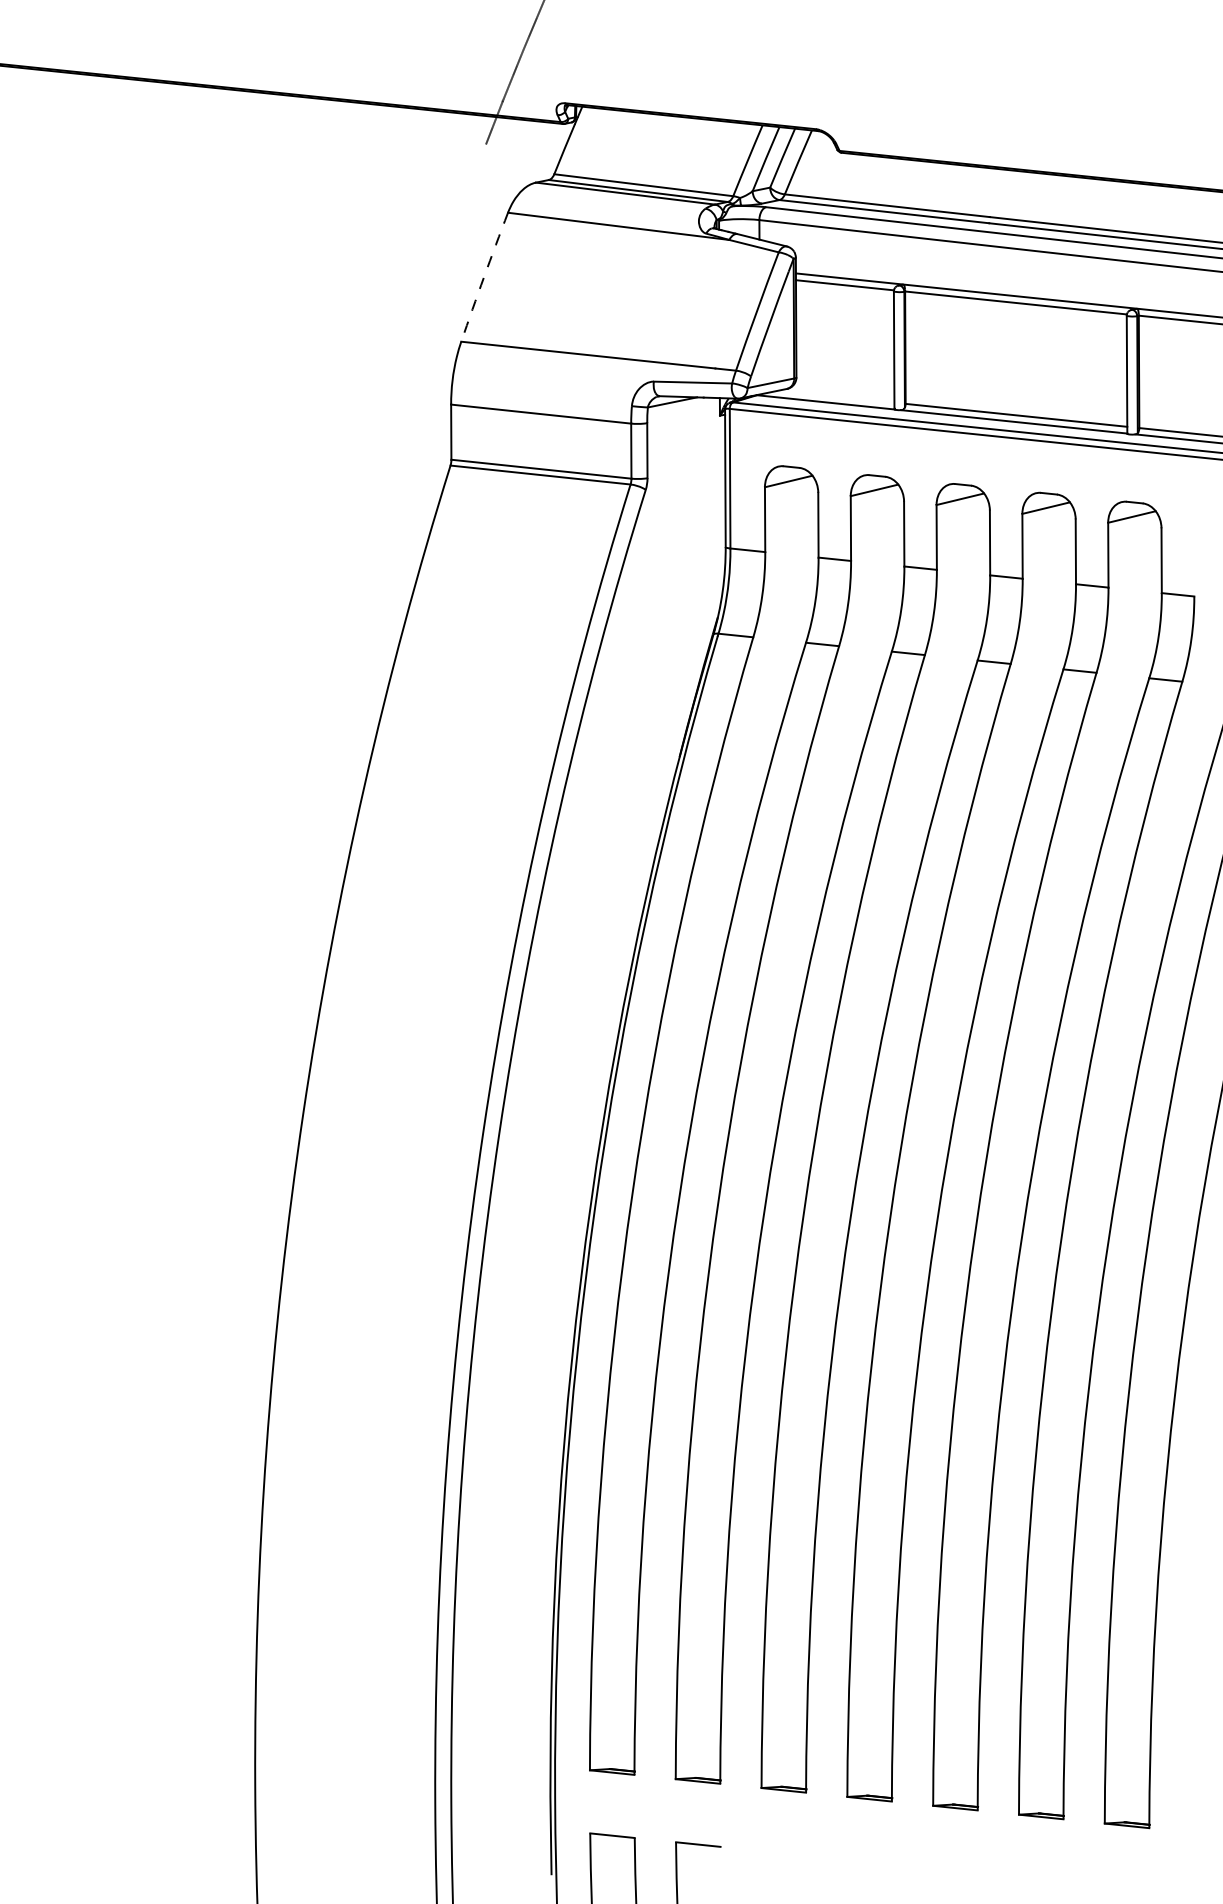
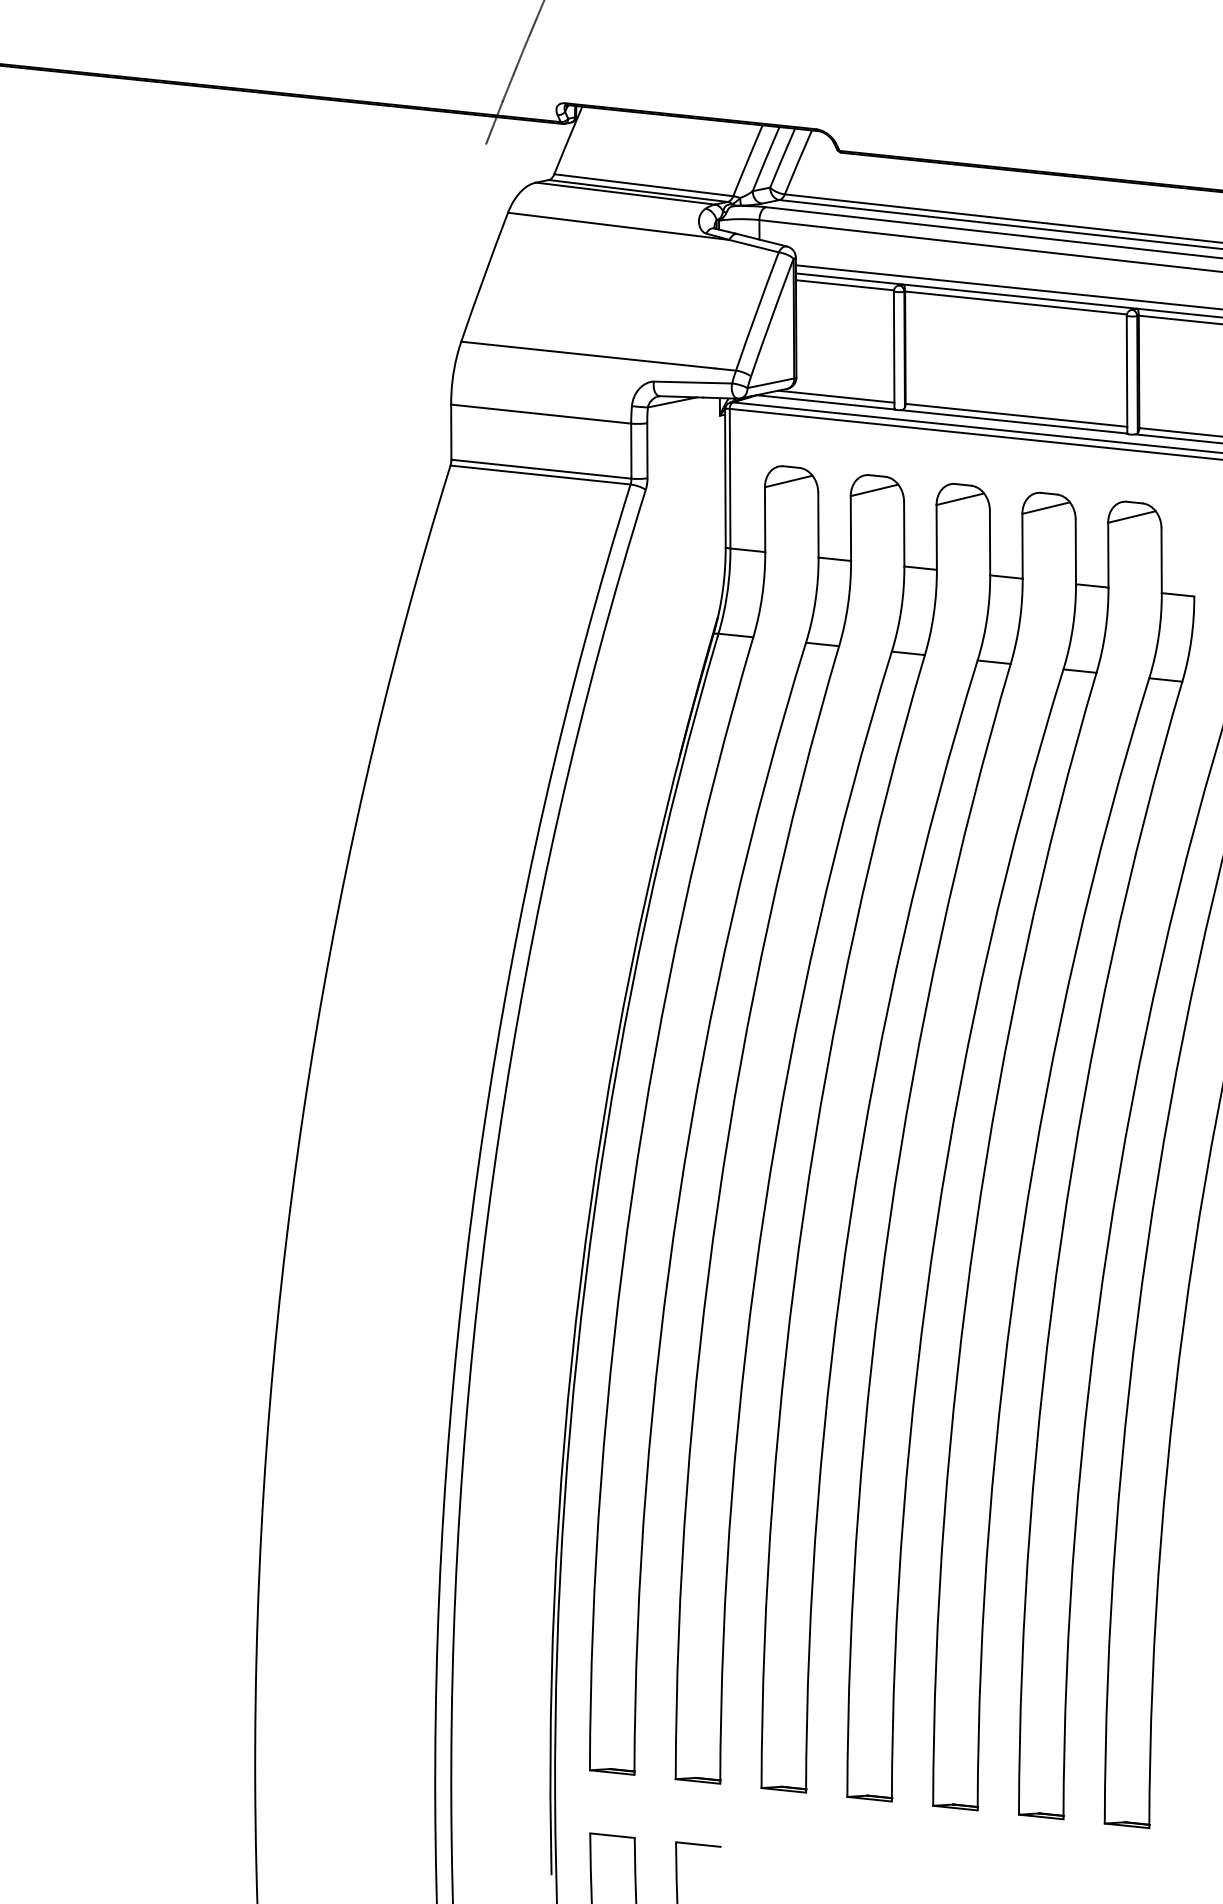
arc: dashed -> solid (484, 277)
line: none -> present (1007, 287)
line: none -> present (836, 396)
